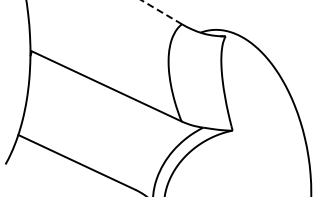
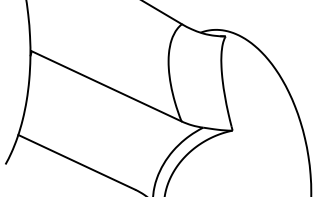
line: dashed -> solid (161, 12)
